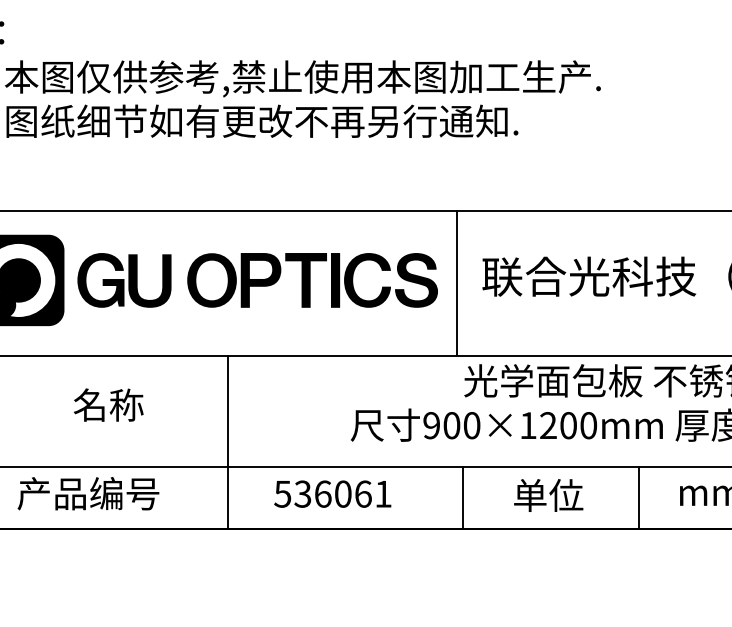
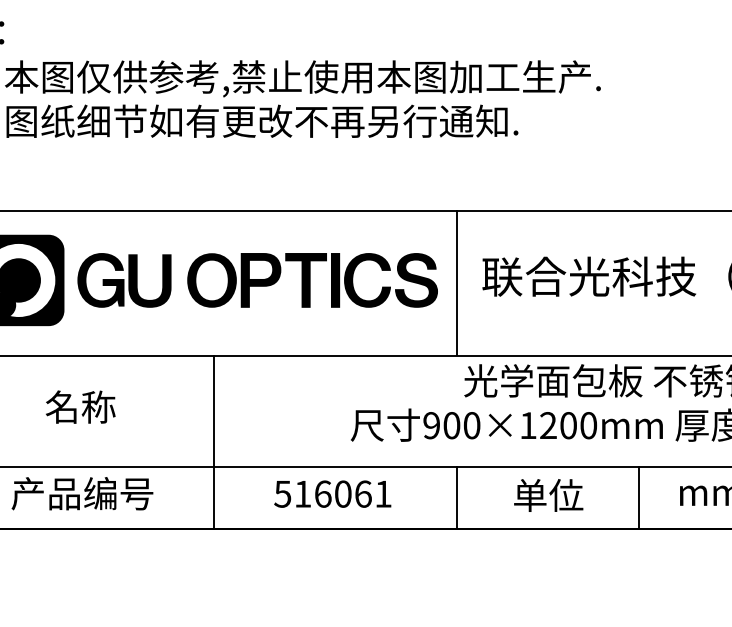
text position: (108, 404) -> (80, 406) (80, 406)
line position: (228, 442) -> (214, 442) (214, 442)
text position: (88, 493) -> (82, 493) (82, 493)
text: 536061 -> 516061 (302, 493)
line position: (463, 498) -> (457, 498) (457, 498)
